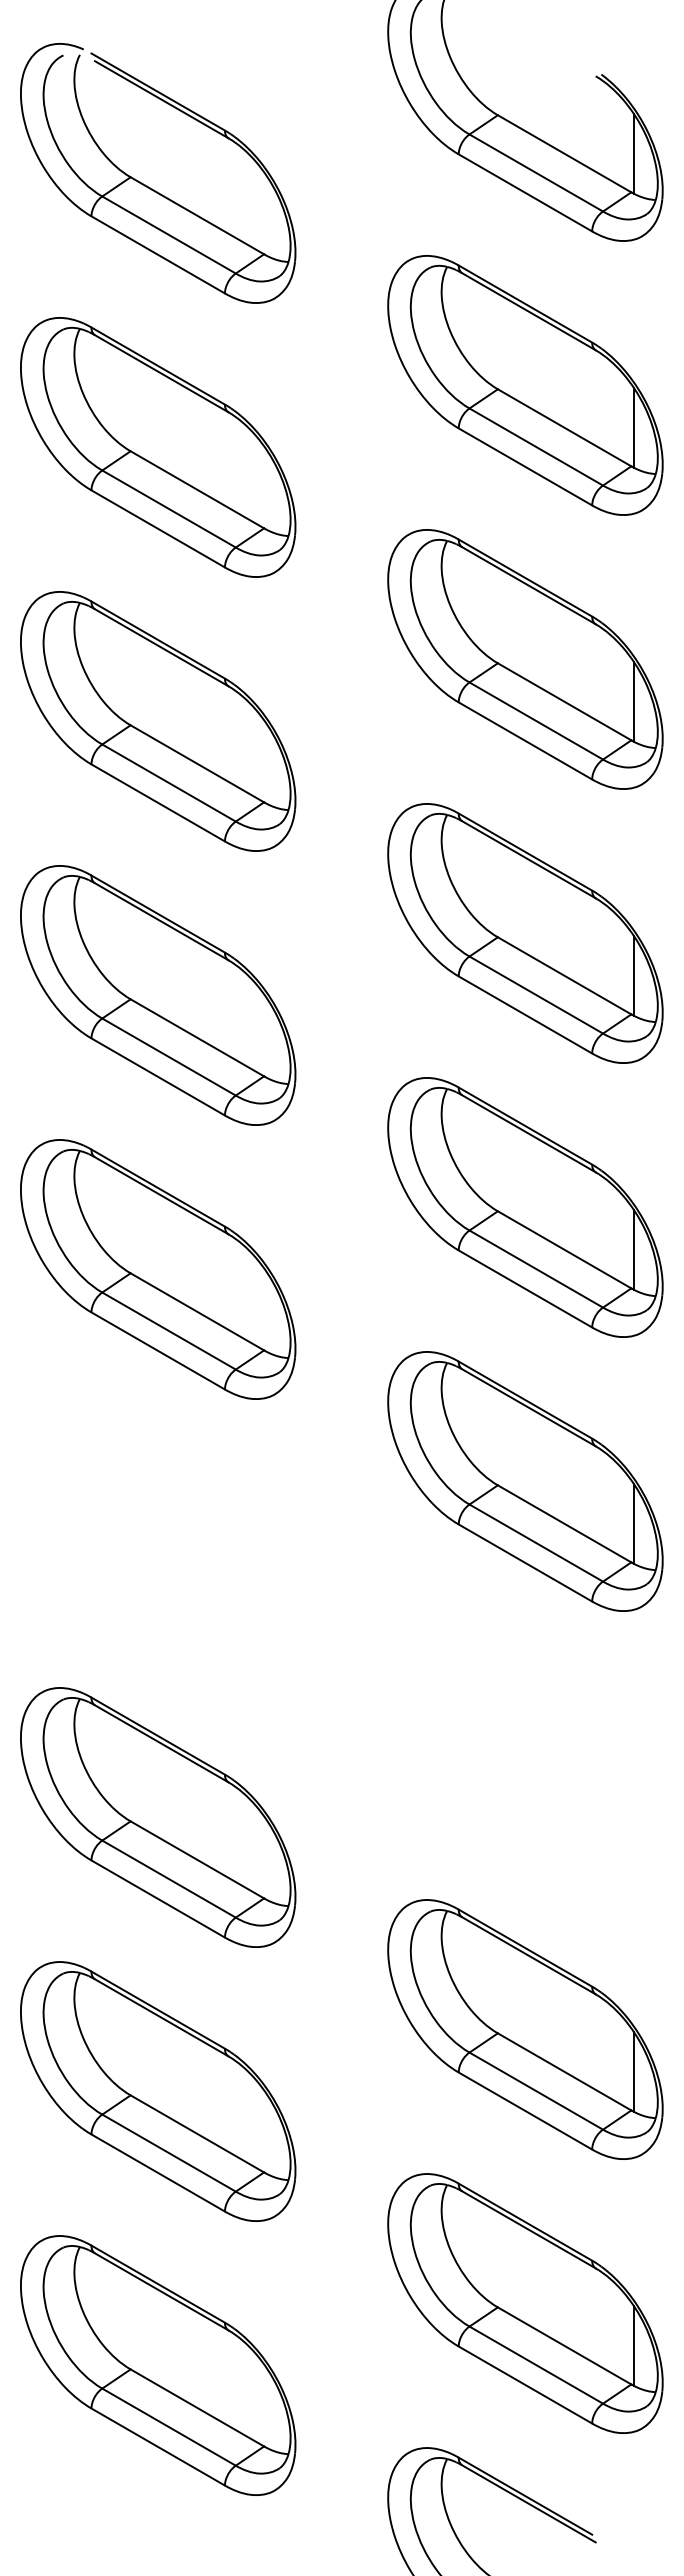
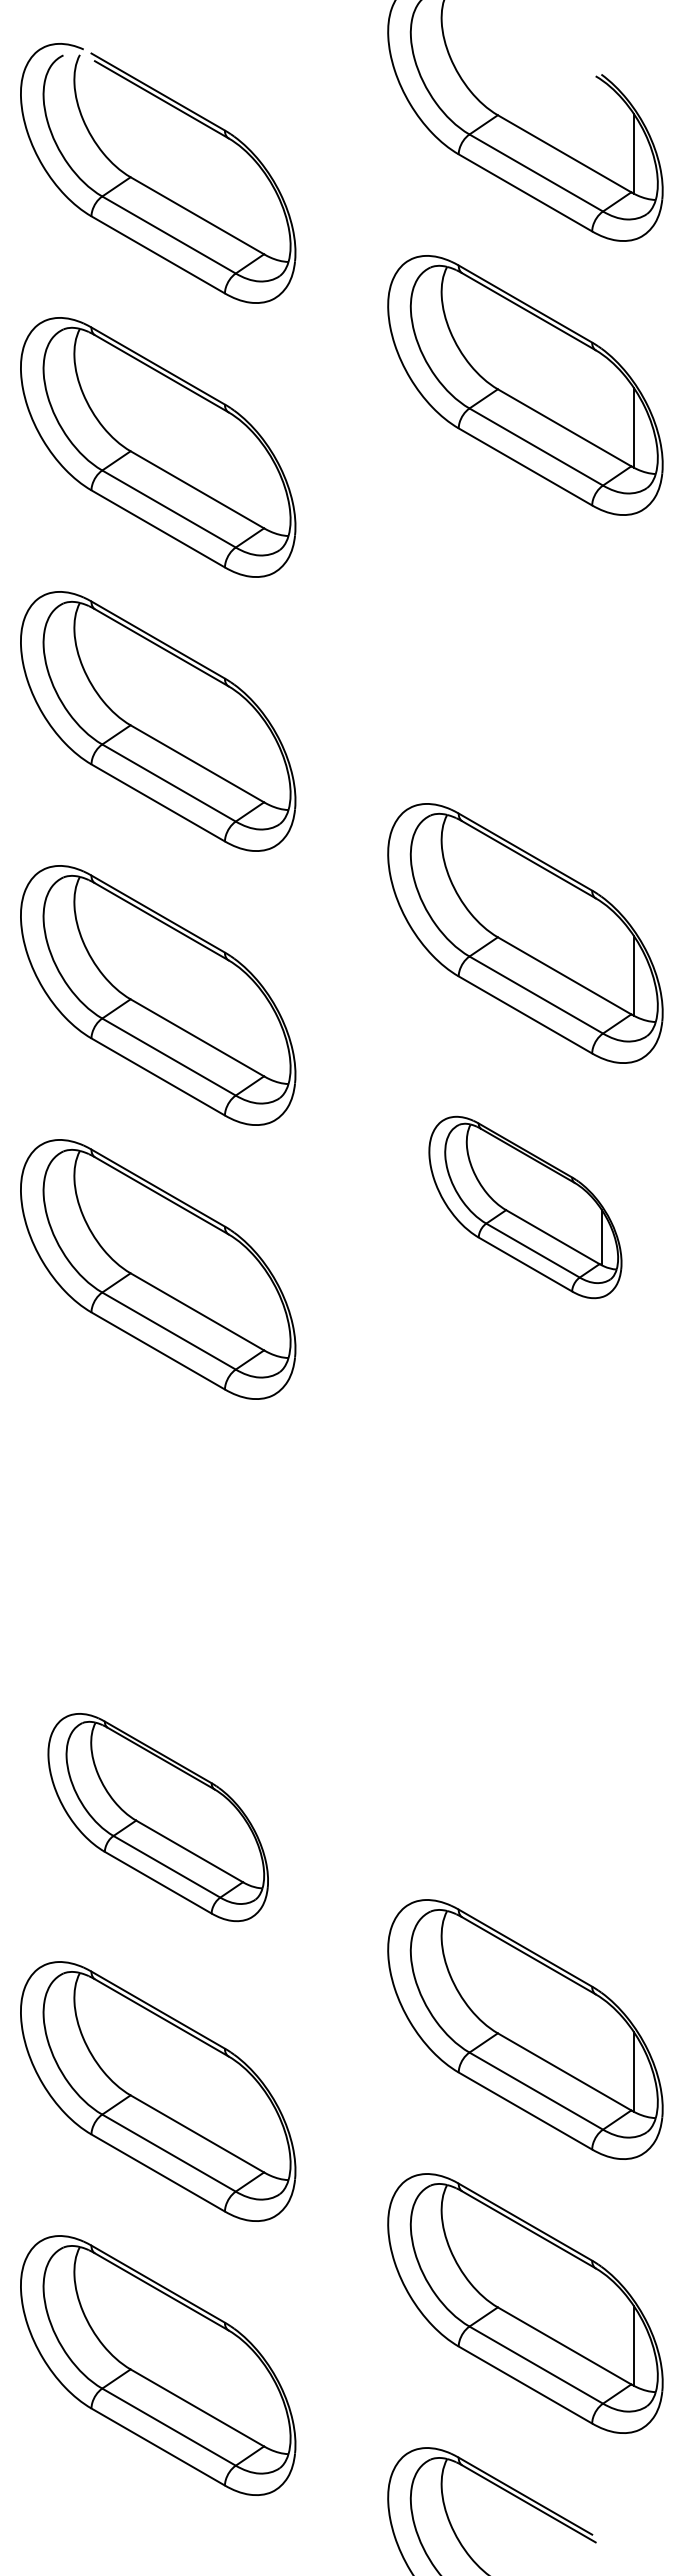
part: present -> none (525, 659)
part size: 277x261 px -> 195x185 px (525, 1207)
part: present -> none (525, 1481)
part size: 277x261 px -> 222x210 px (157, 1817)
